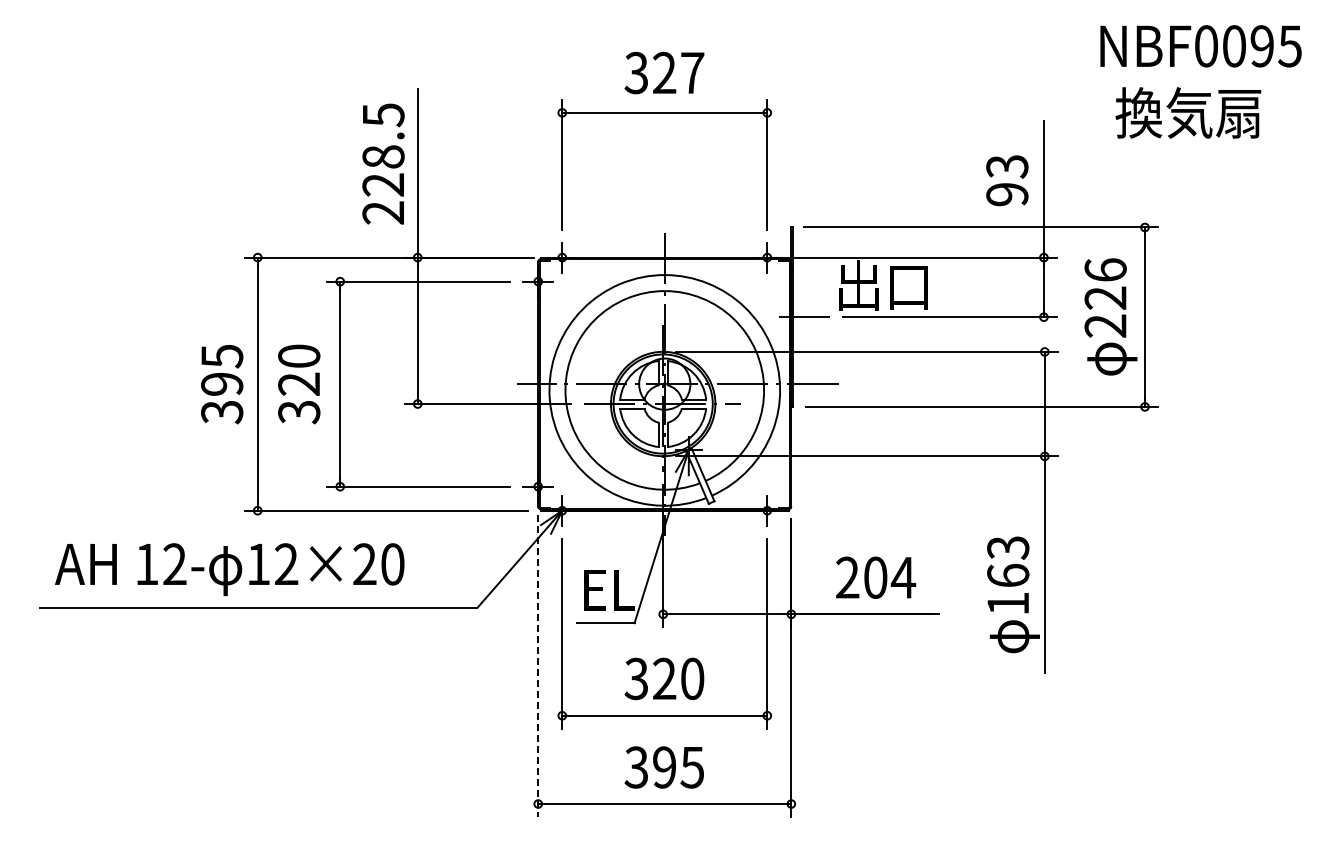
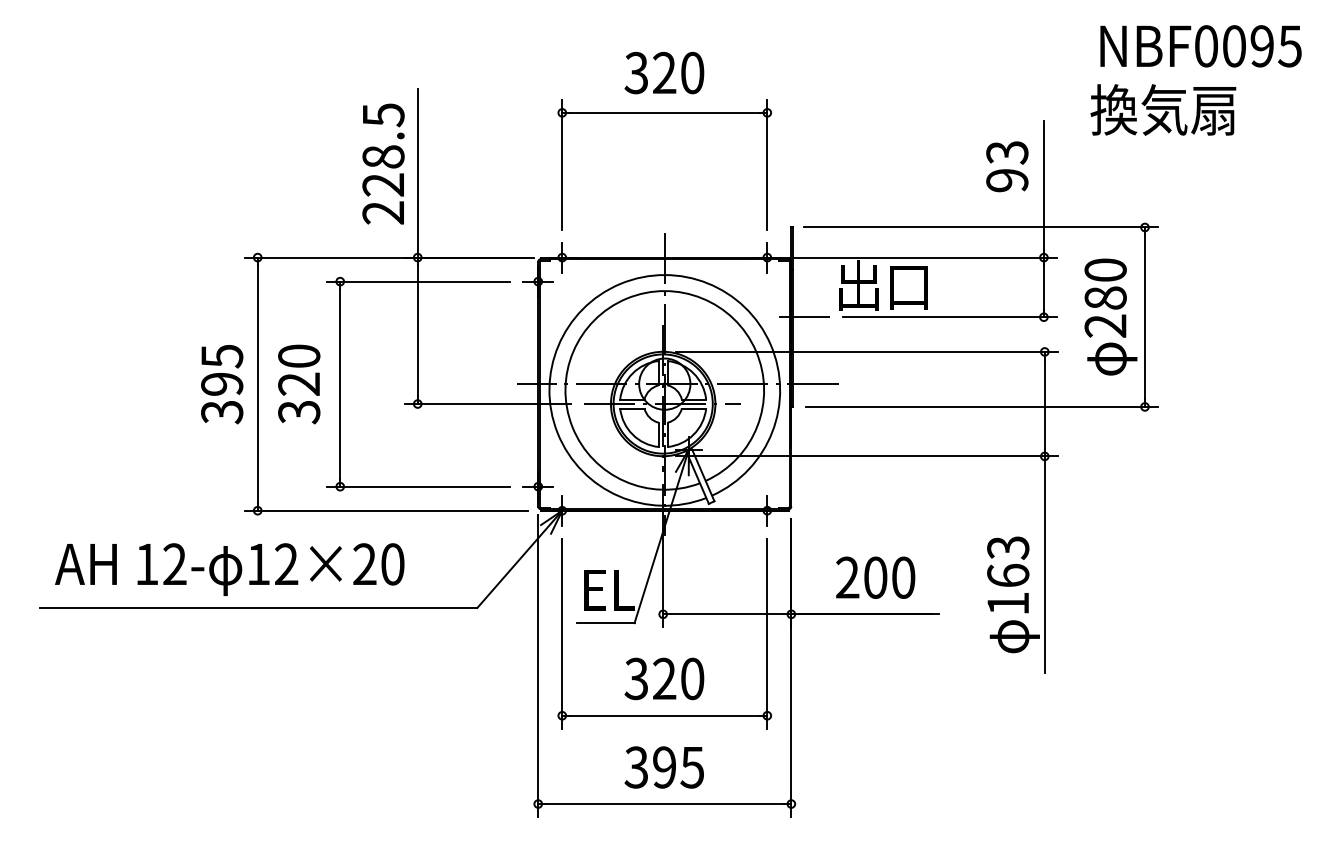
text: 327 -> 320 (692, 72)
text position: (1188, 112) -> (1163, 109) (1163, 109)
text position: (1007, 180) -> (1007, 166) (1007, 166)
text: 226 -> 280 (1105, 283)
text: 204 -> 200 (903, 577)
line: dashed -> solid (538, 666)
